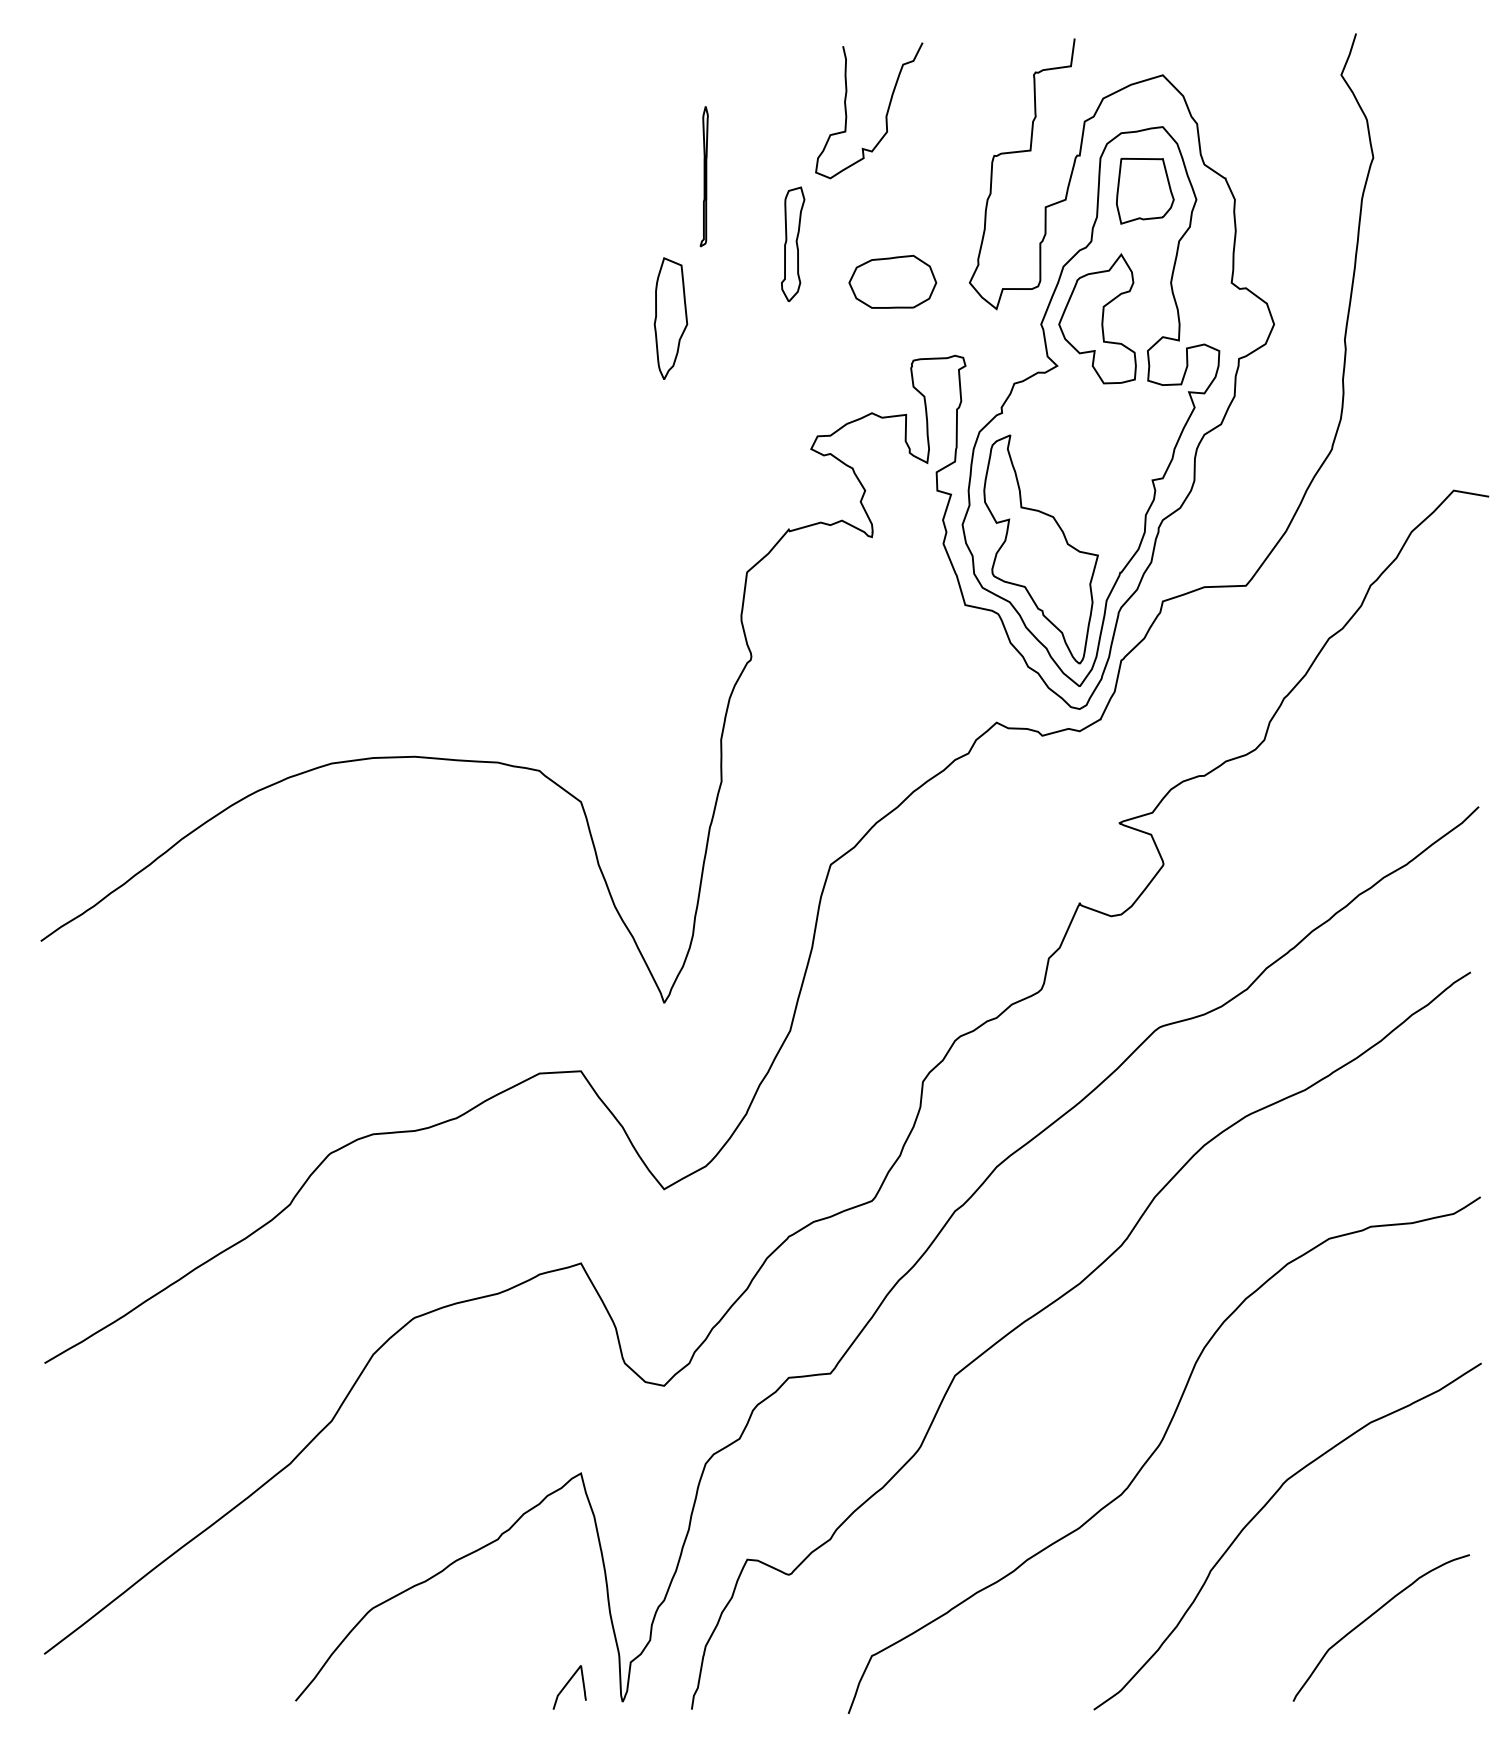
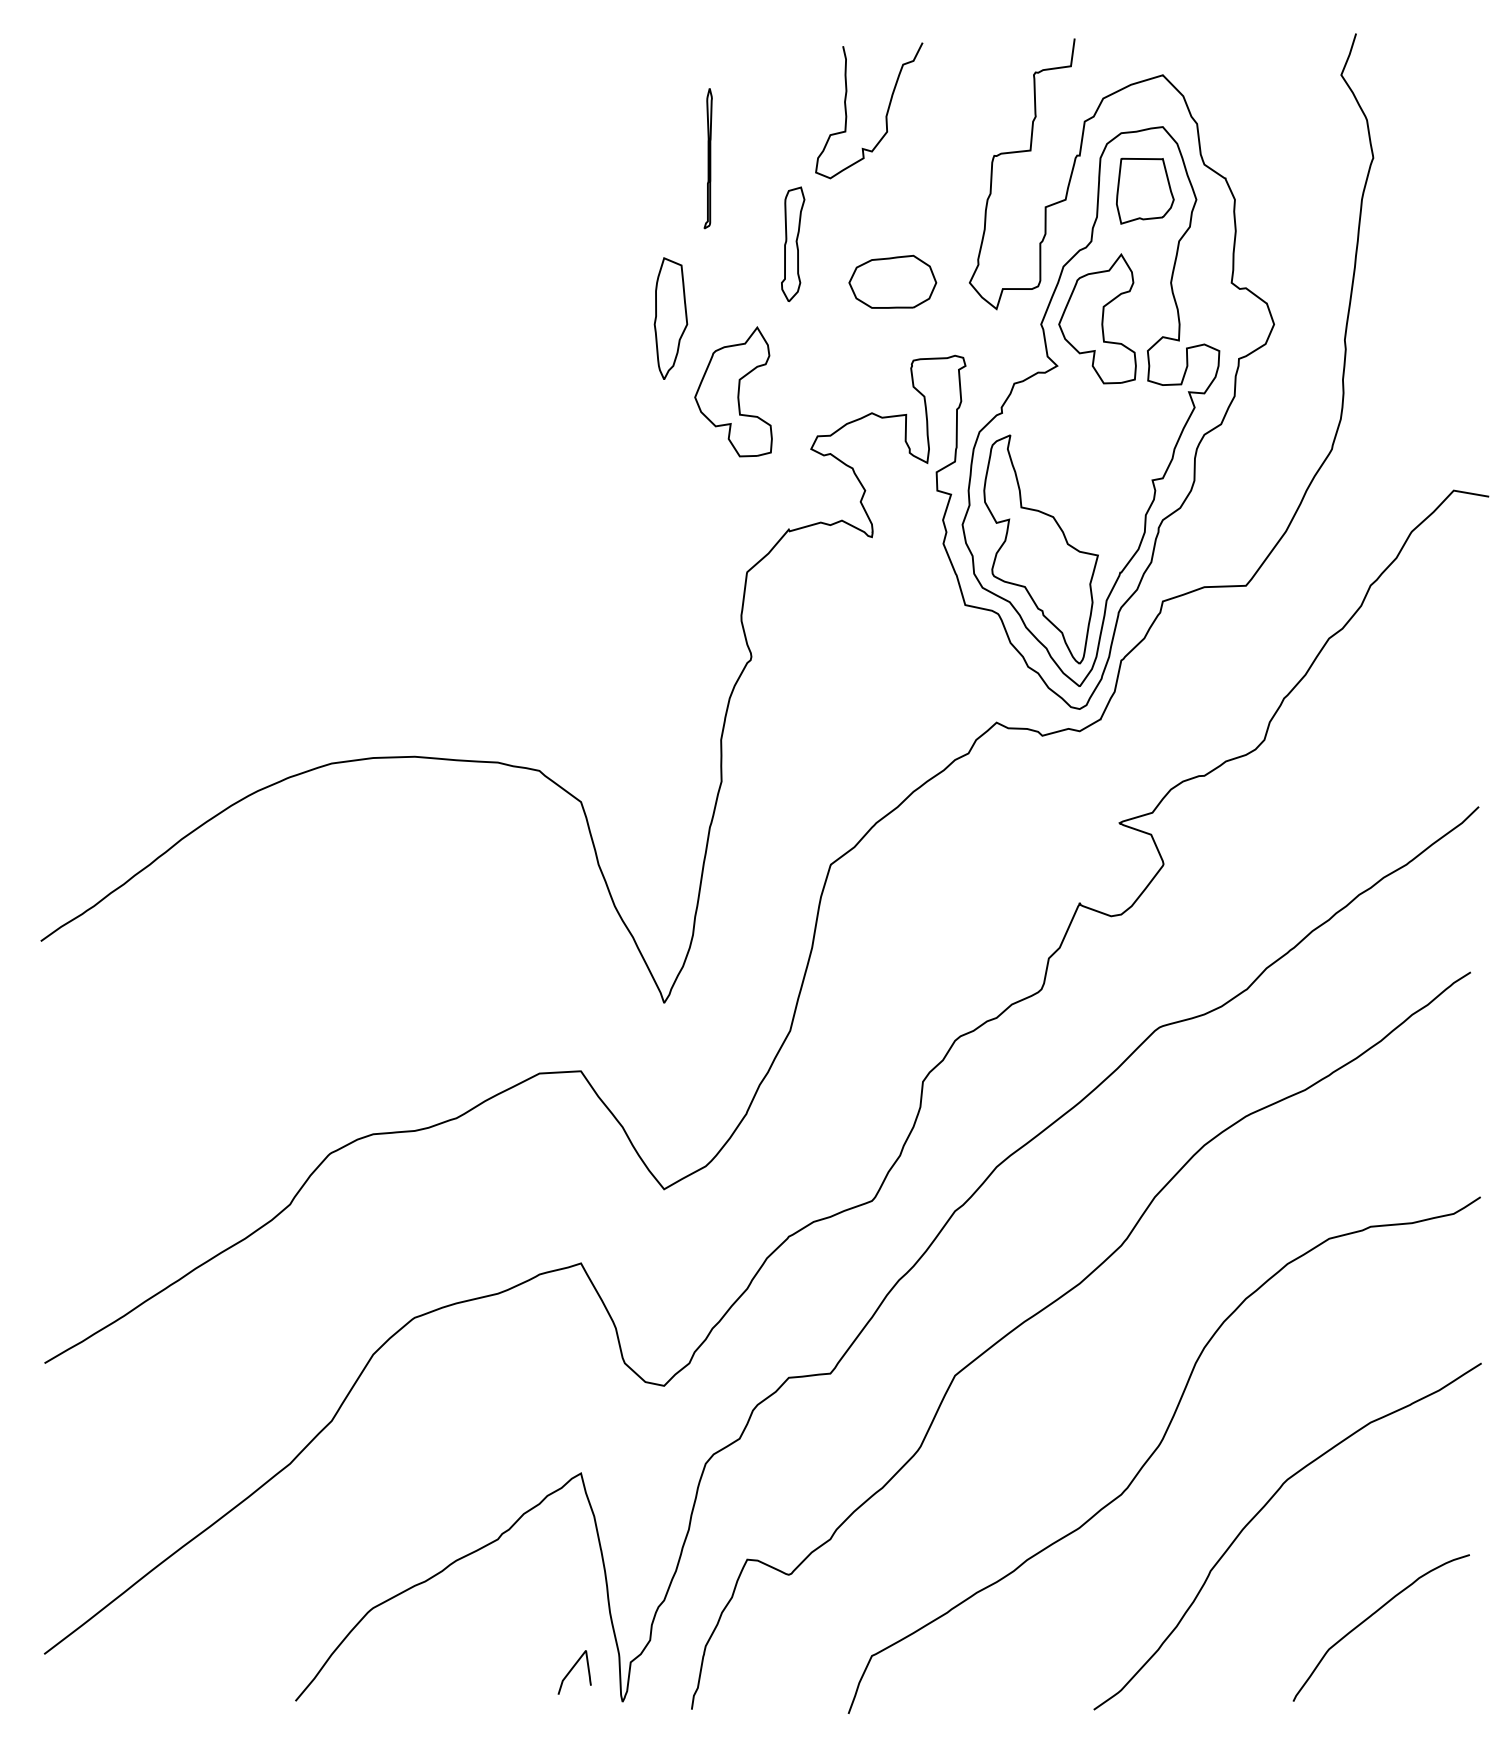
part position: (703, 176) -> (707, 158) (707, 158)
part: none -> present (733, 391)
curve position: (566, 1686) -> (571, 1671) (571, 1671)
